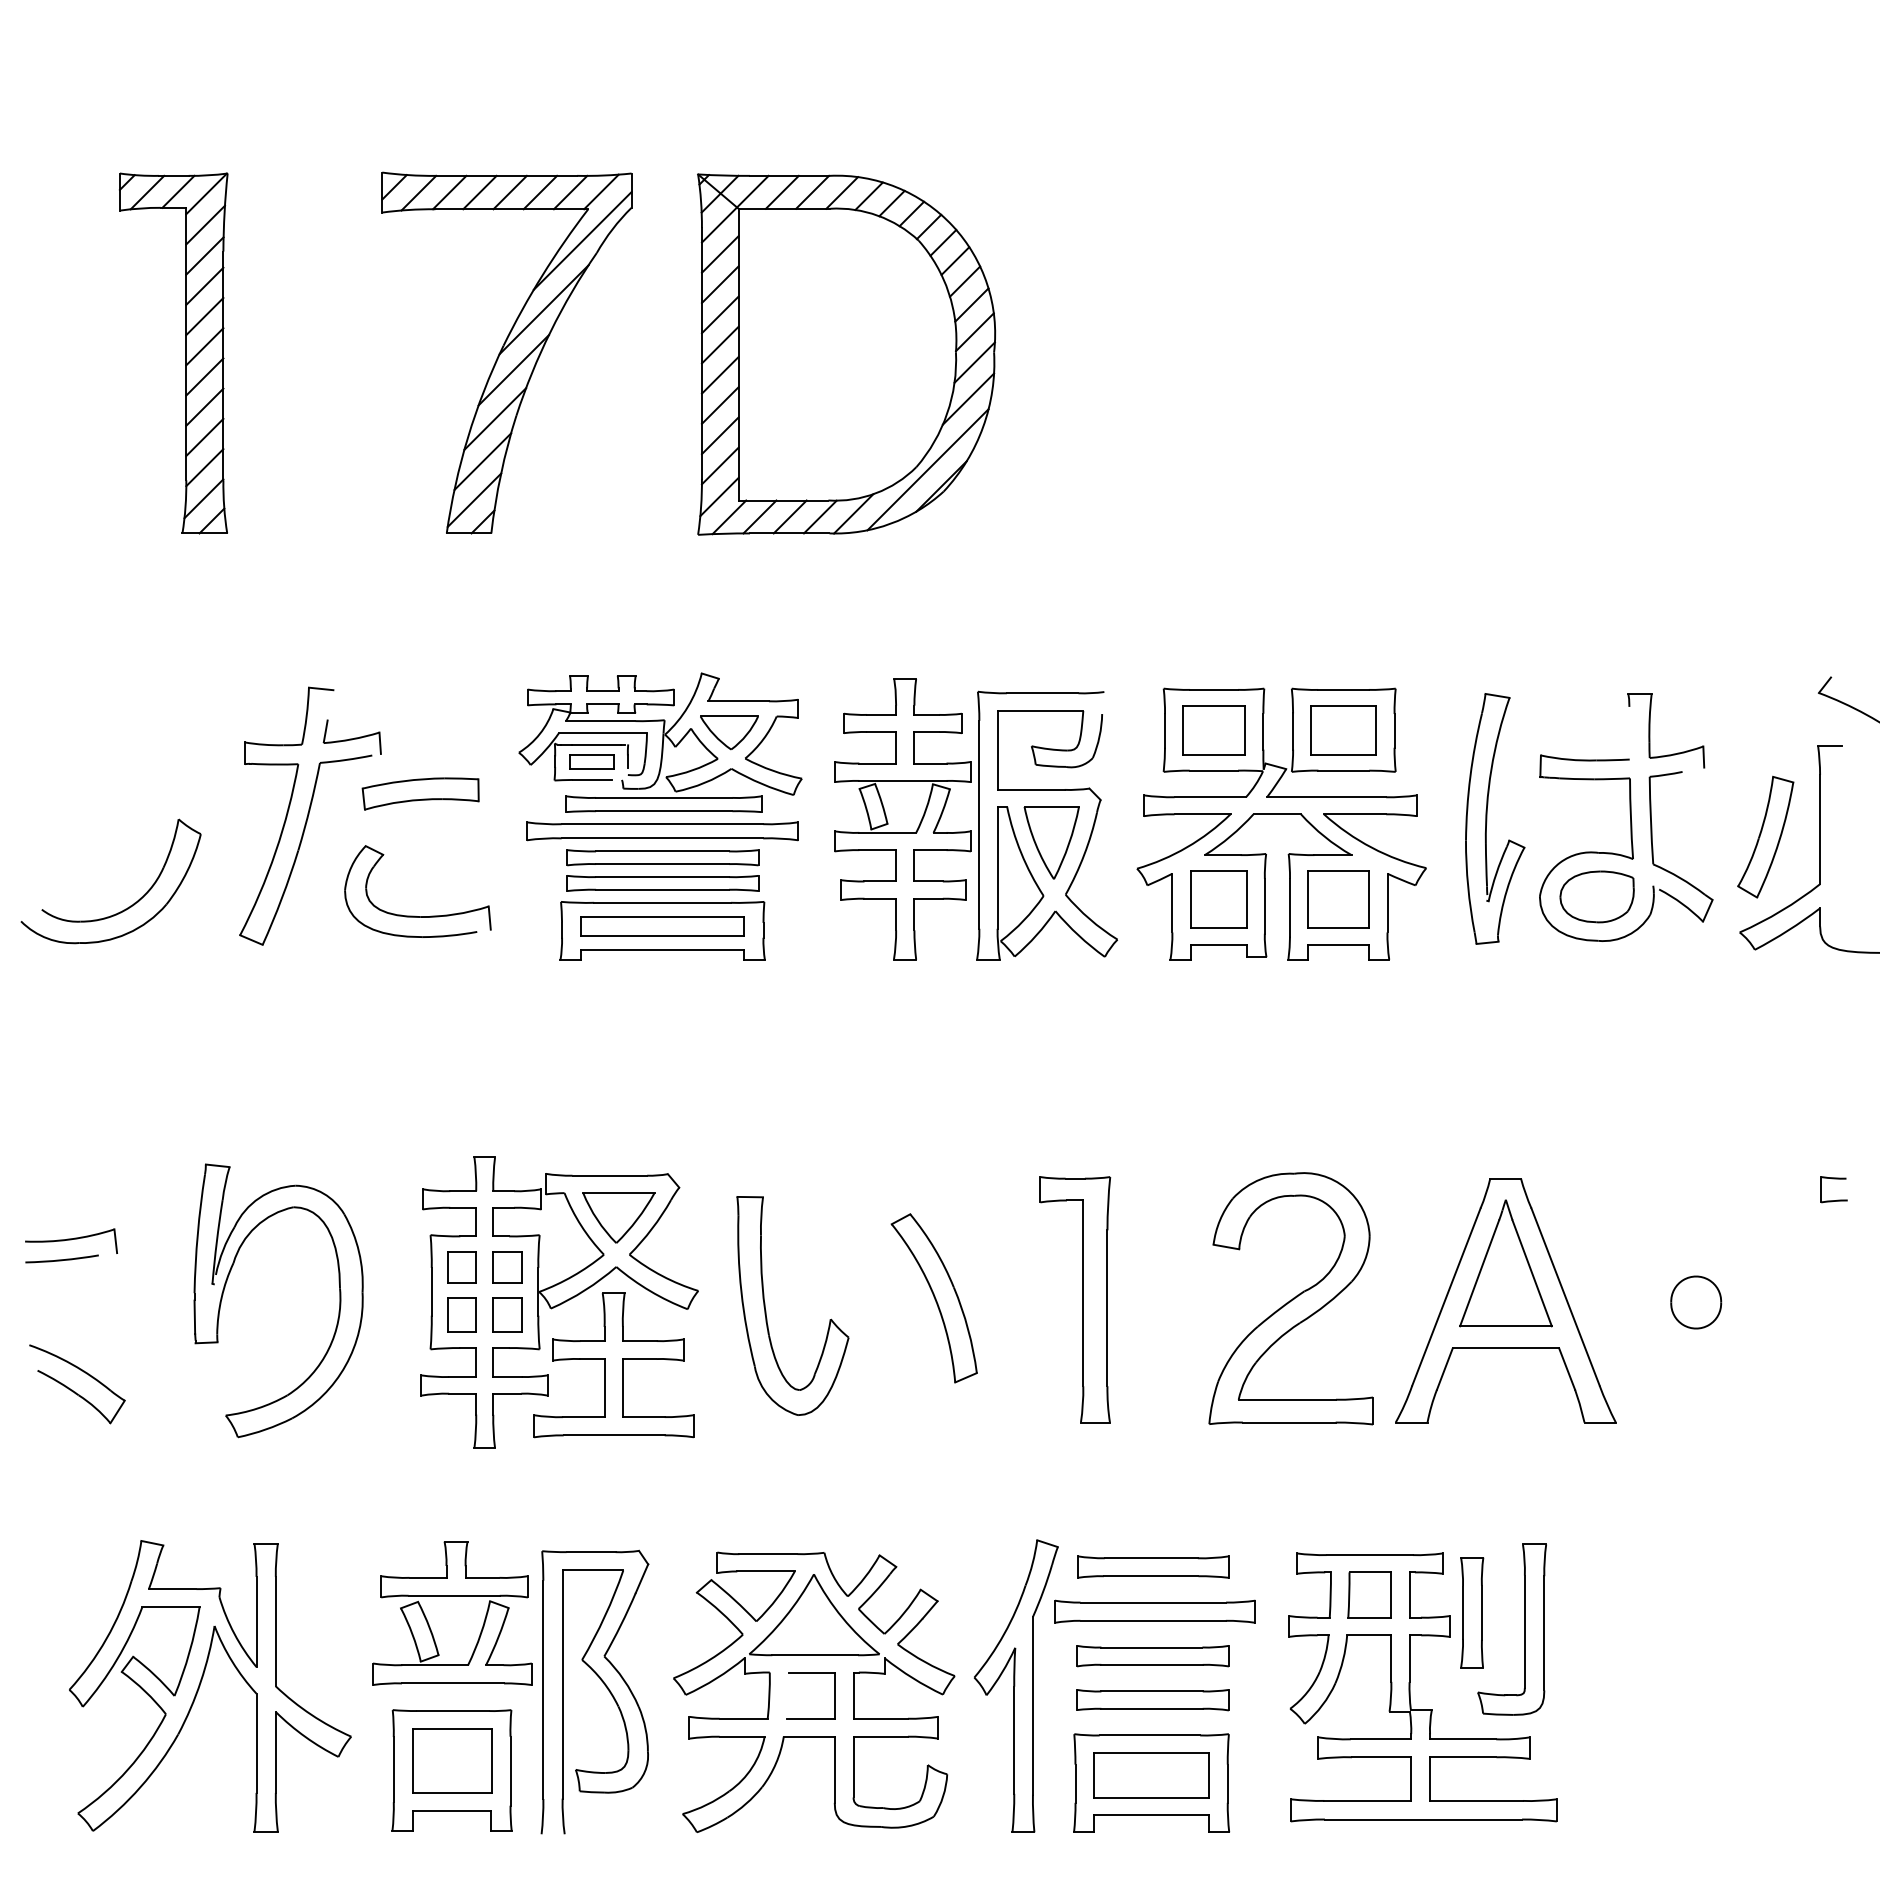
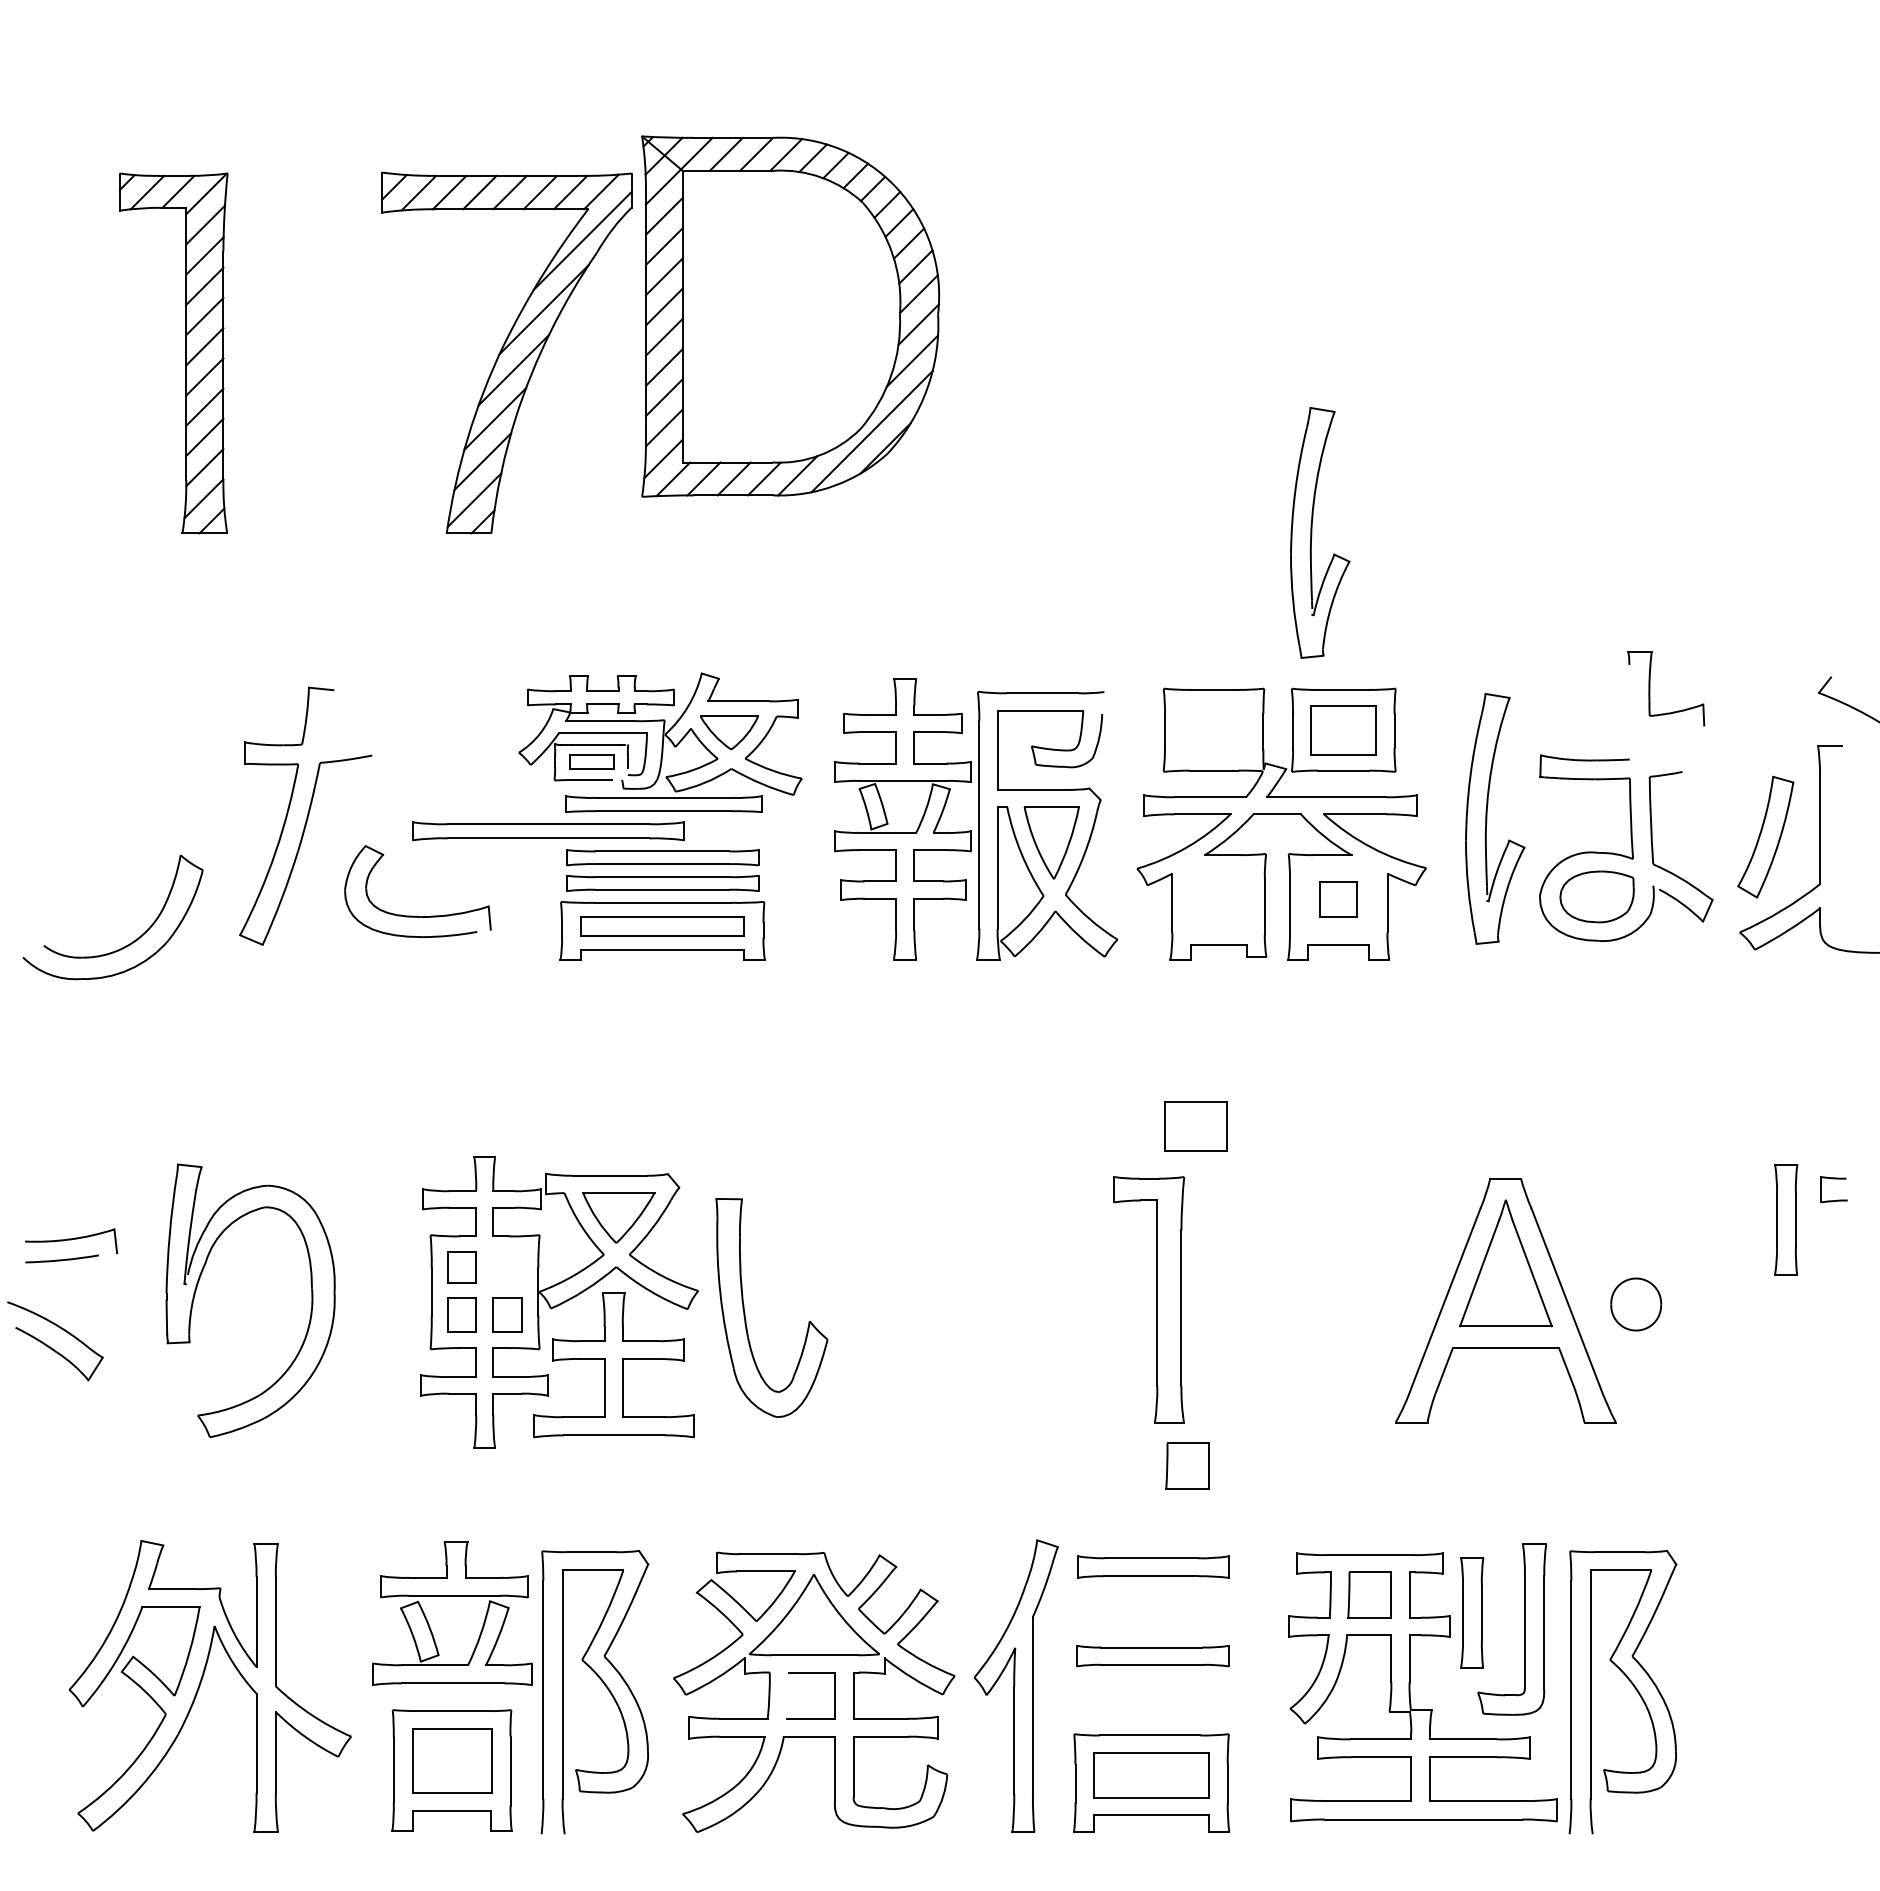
part position: (846, 354) -> (790, 316) (790, 316)
part: none -> present (1312, 532)
part position: (1213, 730) -> (1195, 1126) (1195, 1126)
part position: (1650, 730) -> (1650, 688) (1650, 688)
part: present -> none (351, 736)
part: present -> none (420, 793)
part position: (662, 831) -> (548, 831) (548, 831)
part: present -> none (1218, 899)
part size: 63x59 px -> 39x37 px (1338, 899)
part position: (123, 909) -> (125, 945) (125, 945)
part: none -> present (1786, 1219)
part: present -> none (507, 1267)
part position: (226, 1284) -> (198, 1284) (198, 1284)
part: present -> none (933, 1298)
part: present -> none (1290, 1298)
part position: (1082, 1299) -> (1156, 1299) (1156, 1299)
part position: (1696, 1302) -> (1636, 1304) (1636, 1304)
part position: (766, 1310) -> (745, 1312) (745, 1312)
part position: (72, 1389) -> (50, 1346) (50, 1346)
part: none -> present (1187, 1465)
part: present -> none (1154, 1611)
part: none -> present (1632, 1685)
part: present -> none (1152, 1700)
